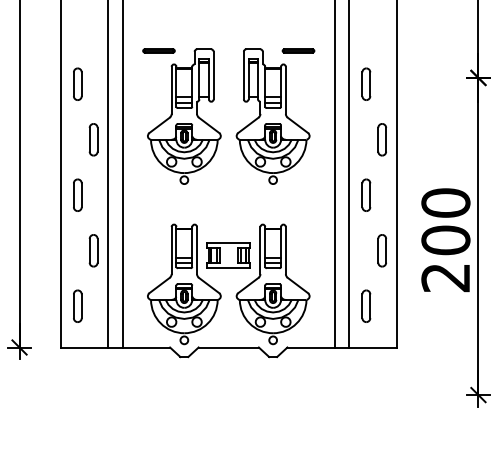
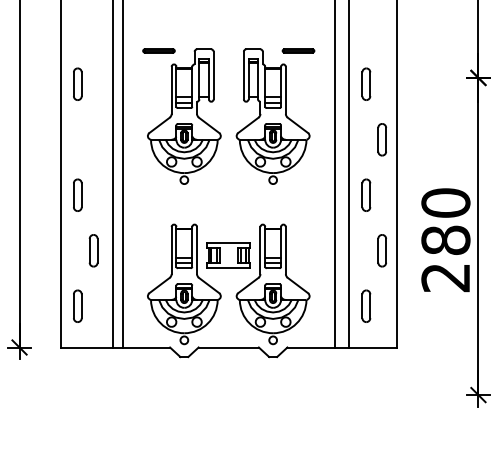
part: present -> none (93, 139)
line position: (108, 174) -> (113, 174) (113, 174)
text: 200 -> 280 (445, 240)
